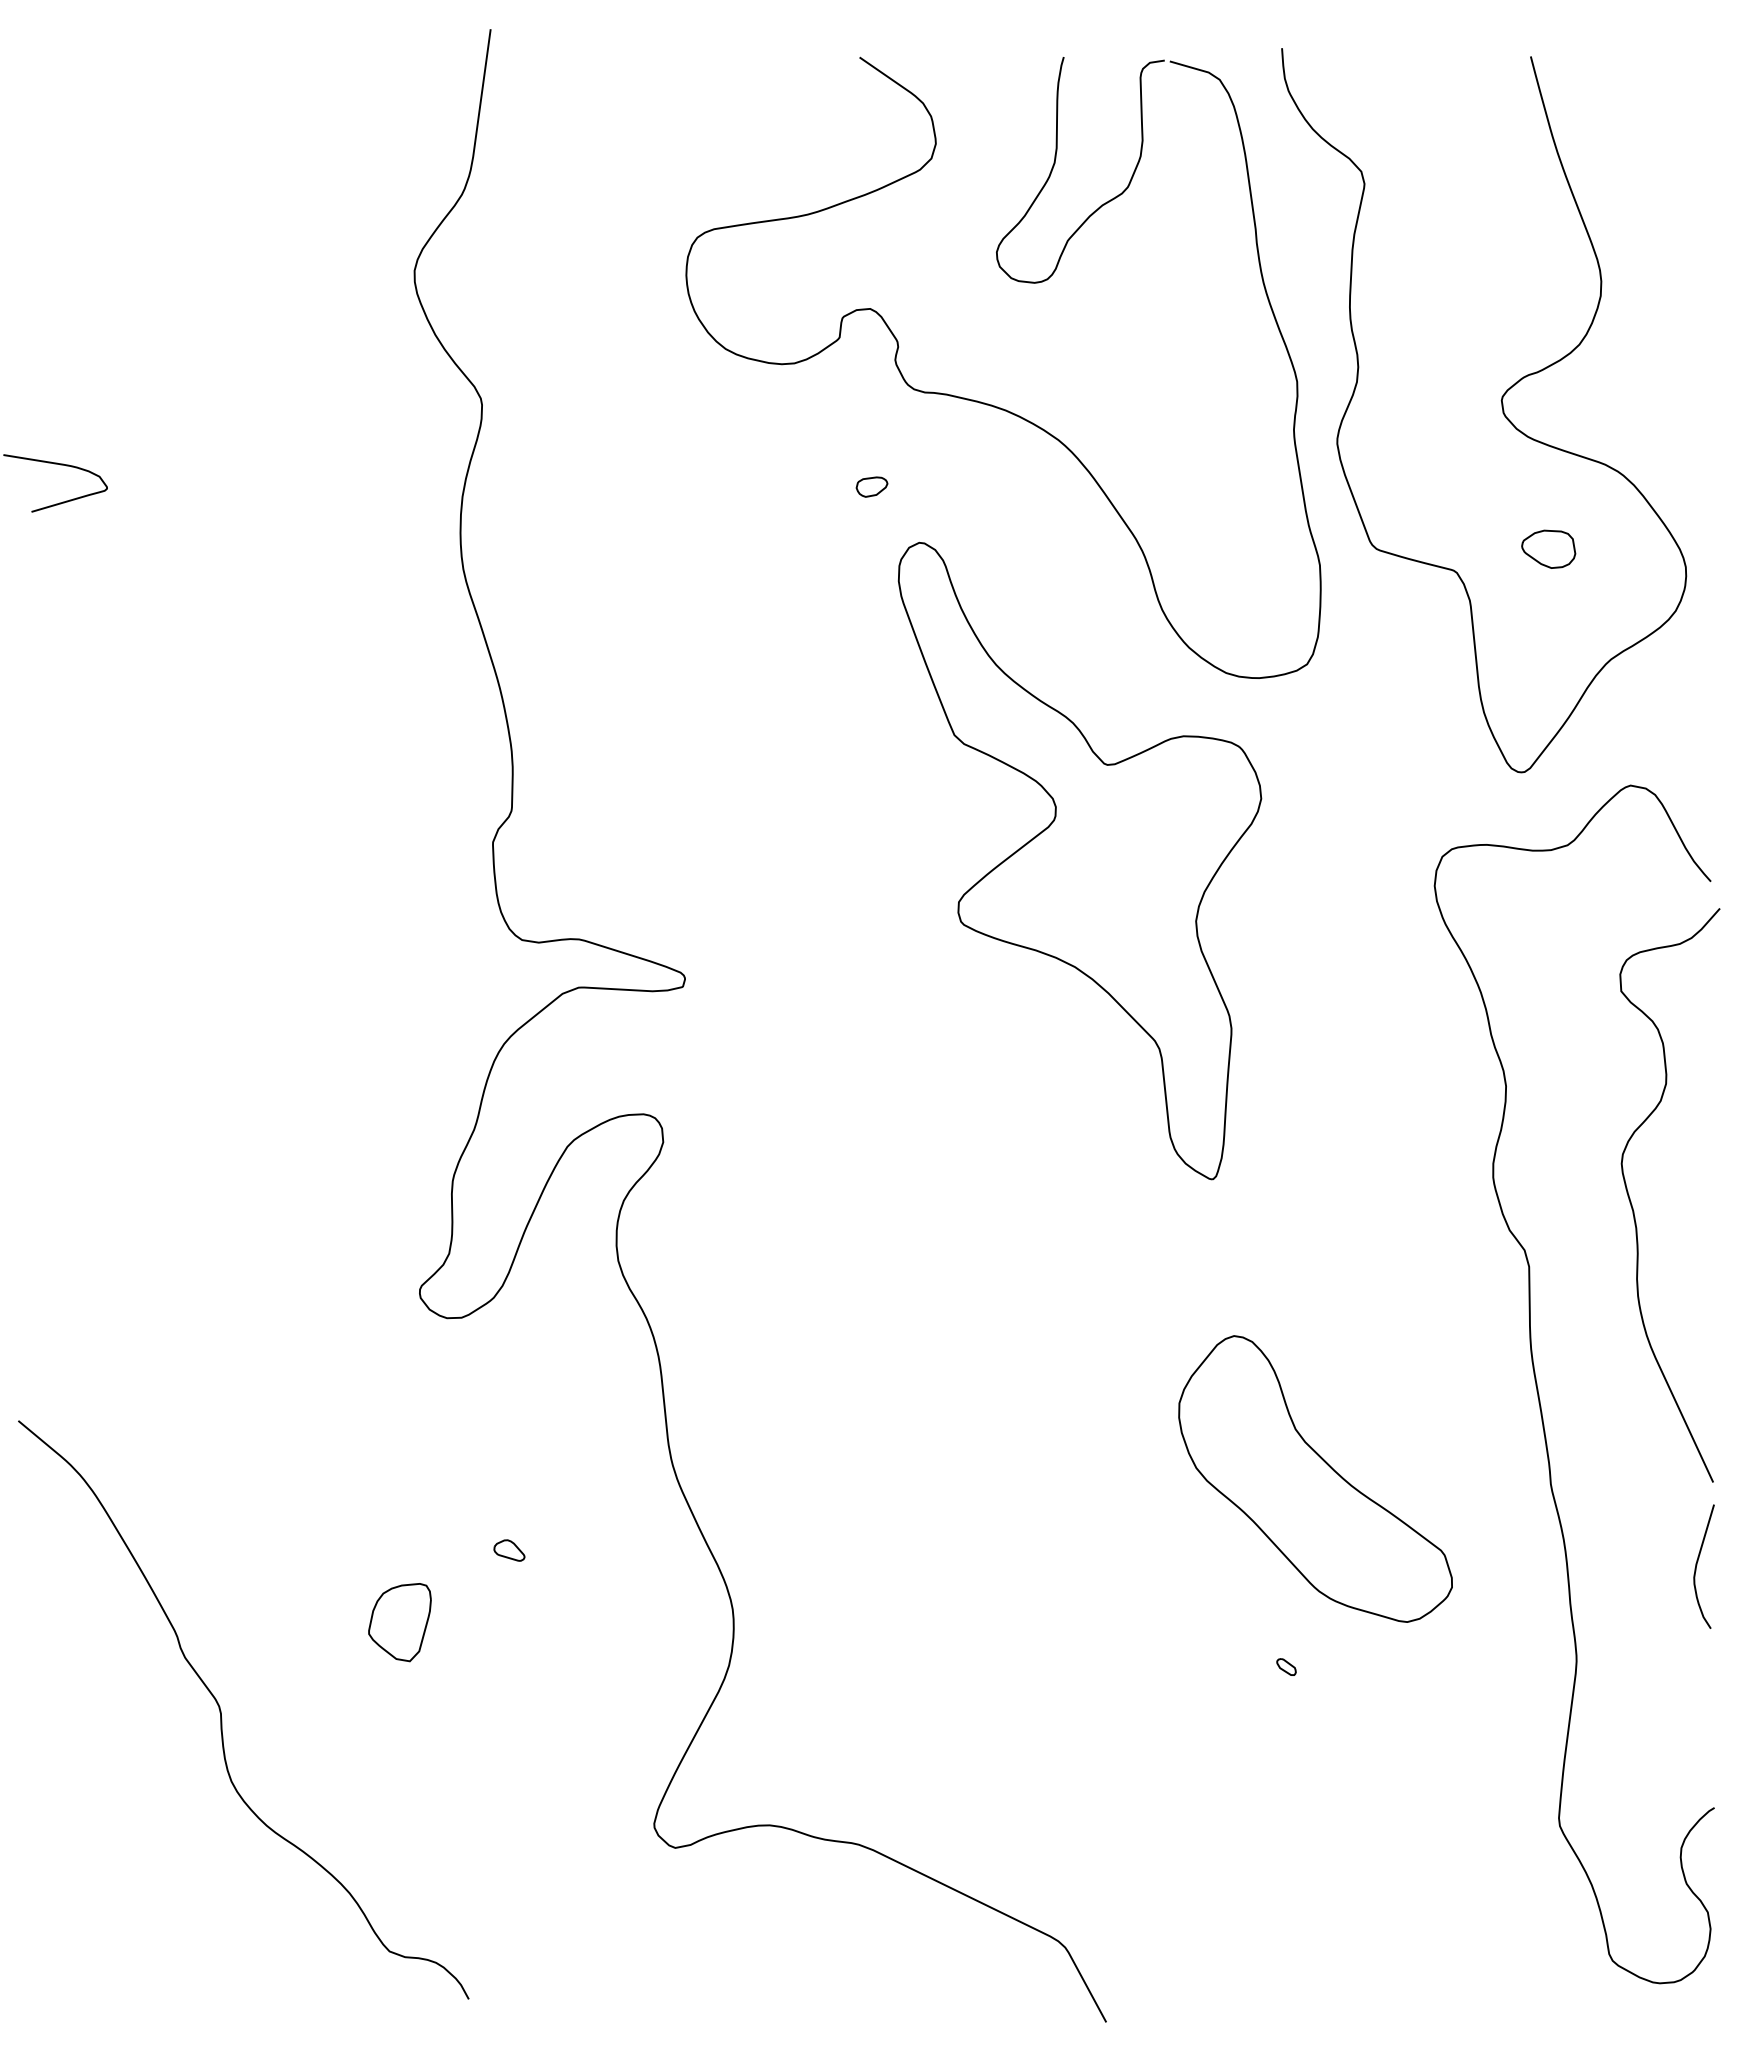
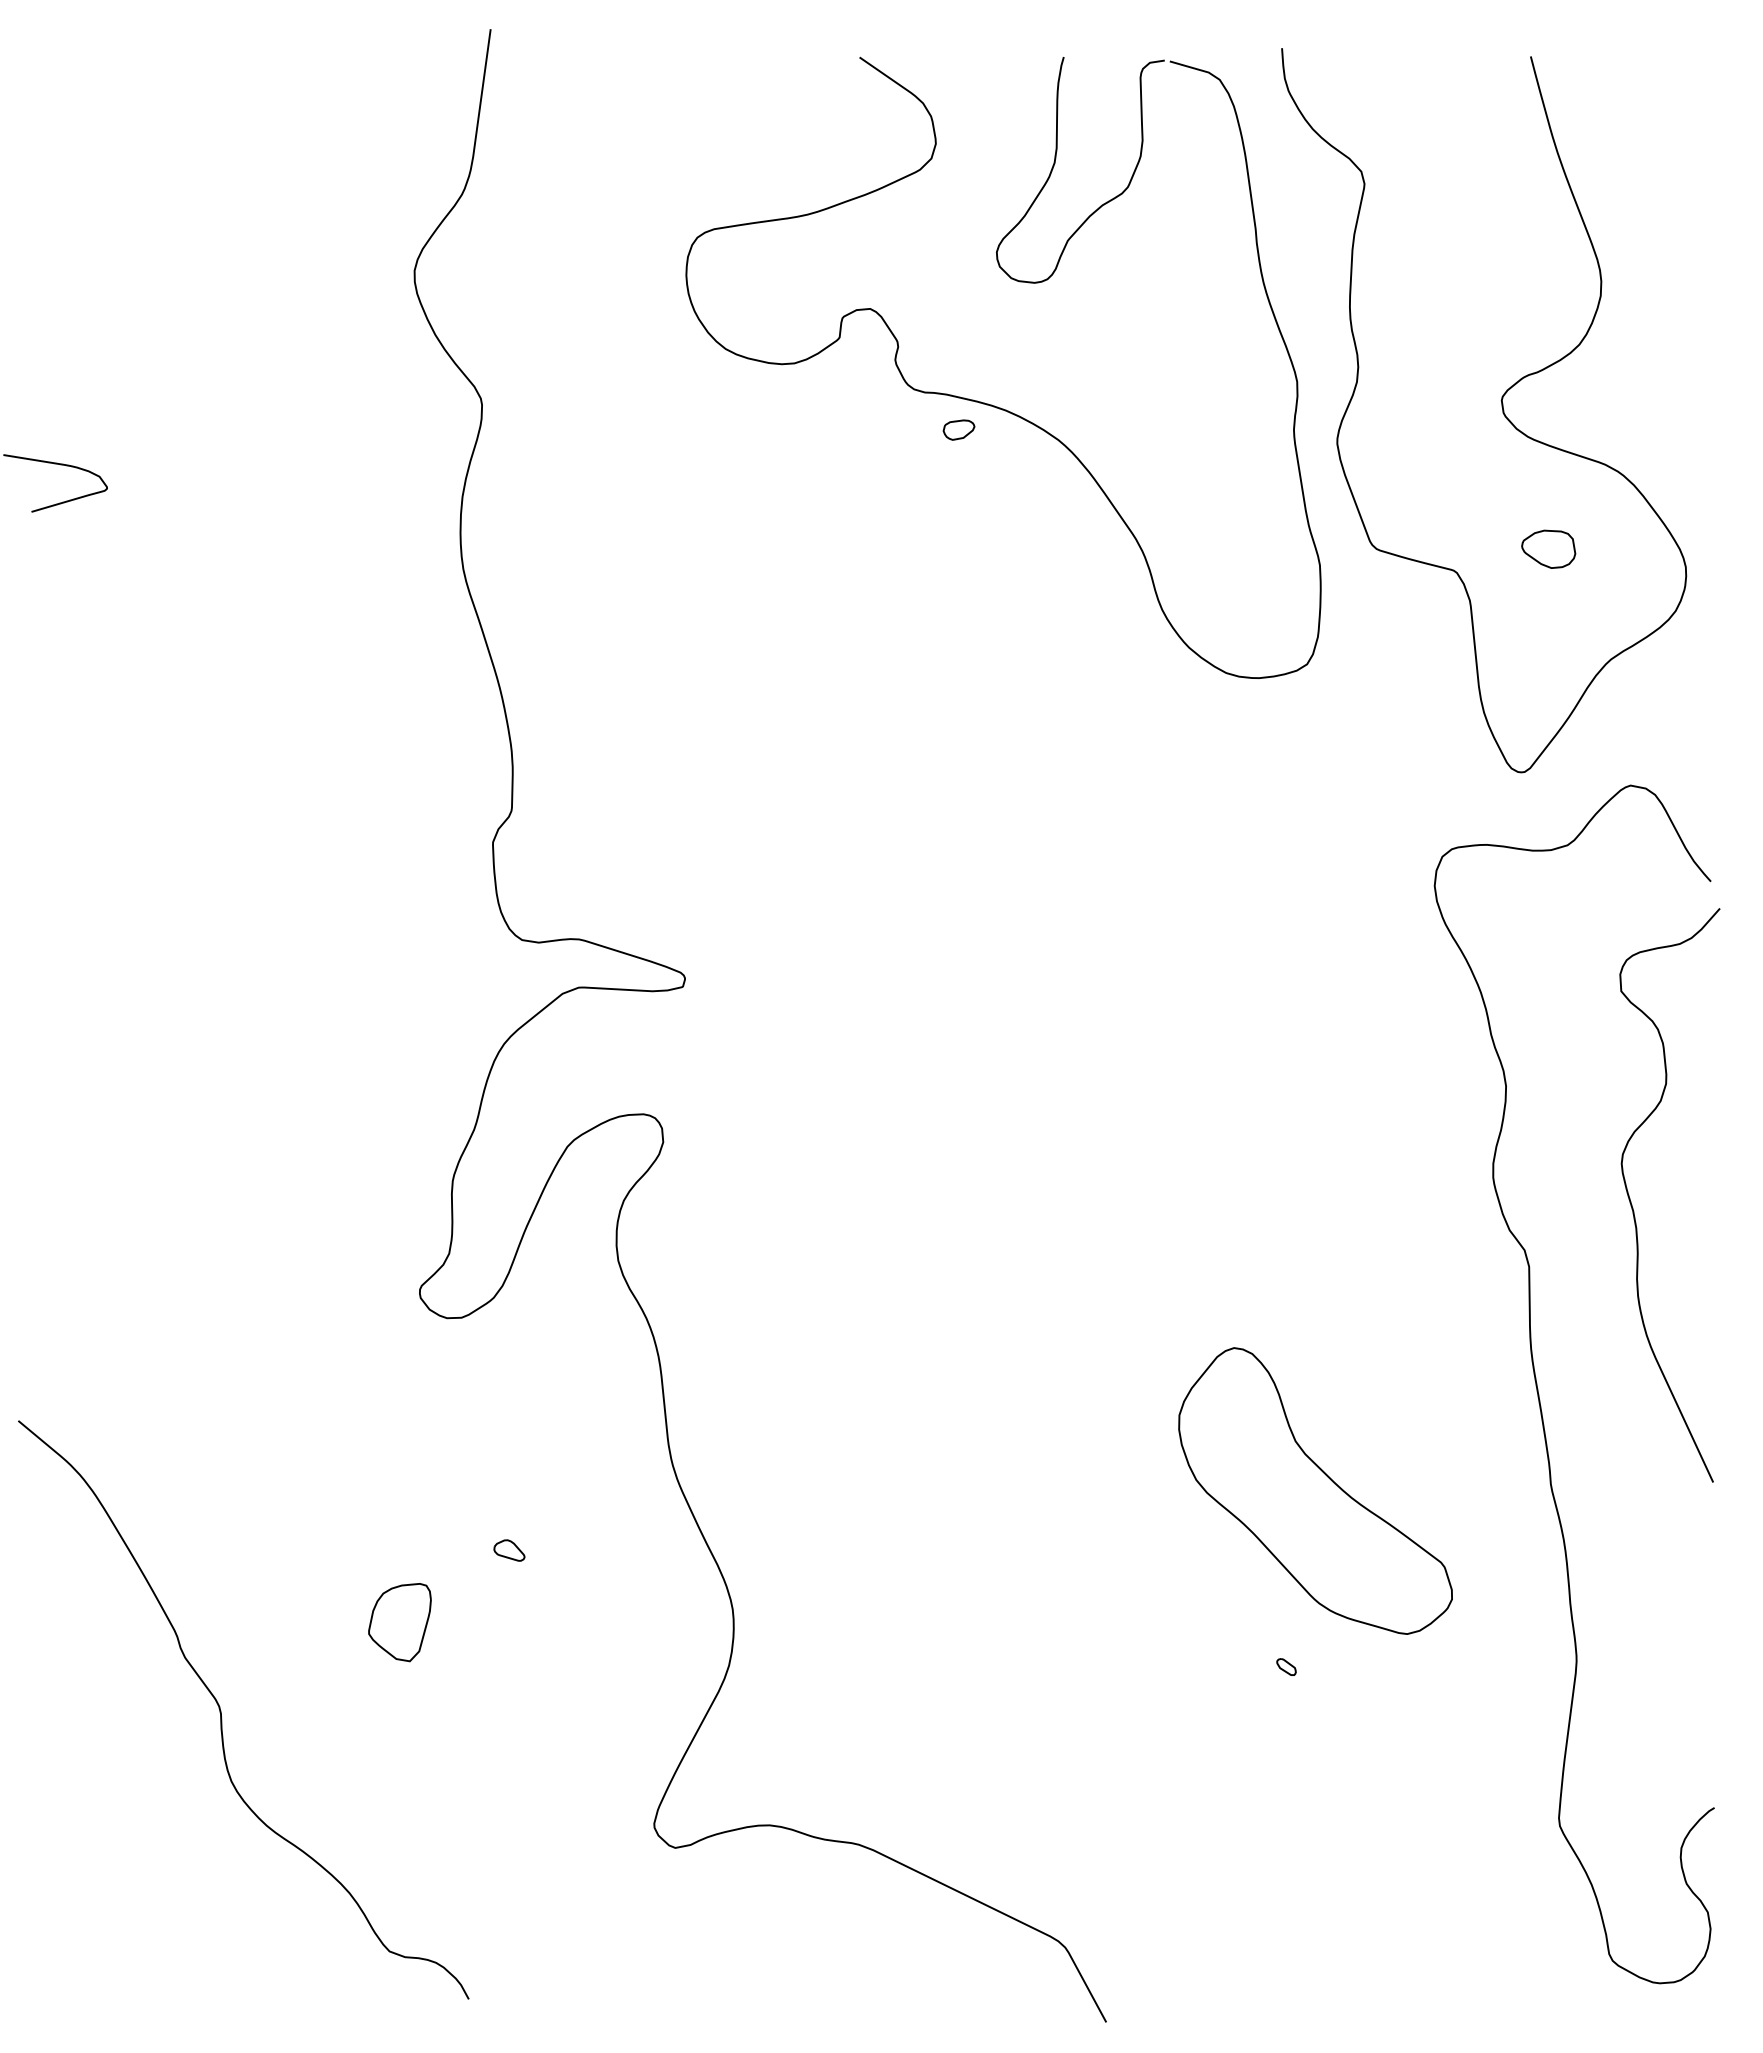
part position: (871, 486) -> (958, 429) (958, 429)
part: present -> none (1079, 860)
part position: (1315, 1478) -> (1315, 1490) (1315, 1490)
curve: present -> none (1697, 1565)
